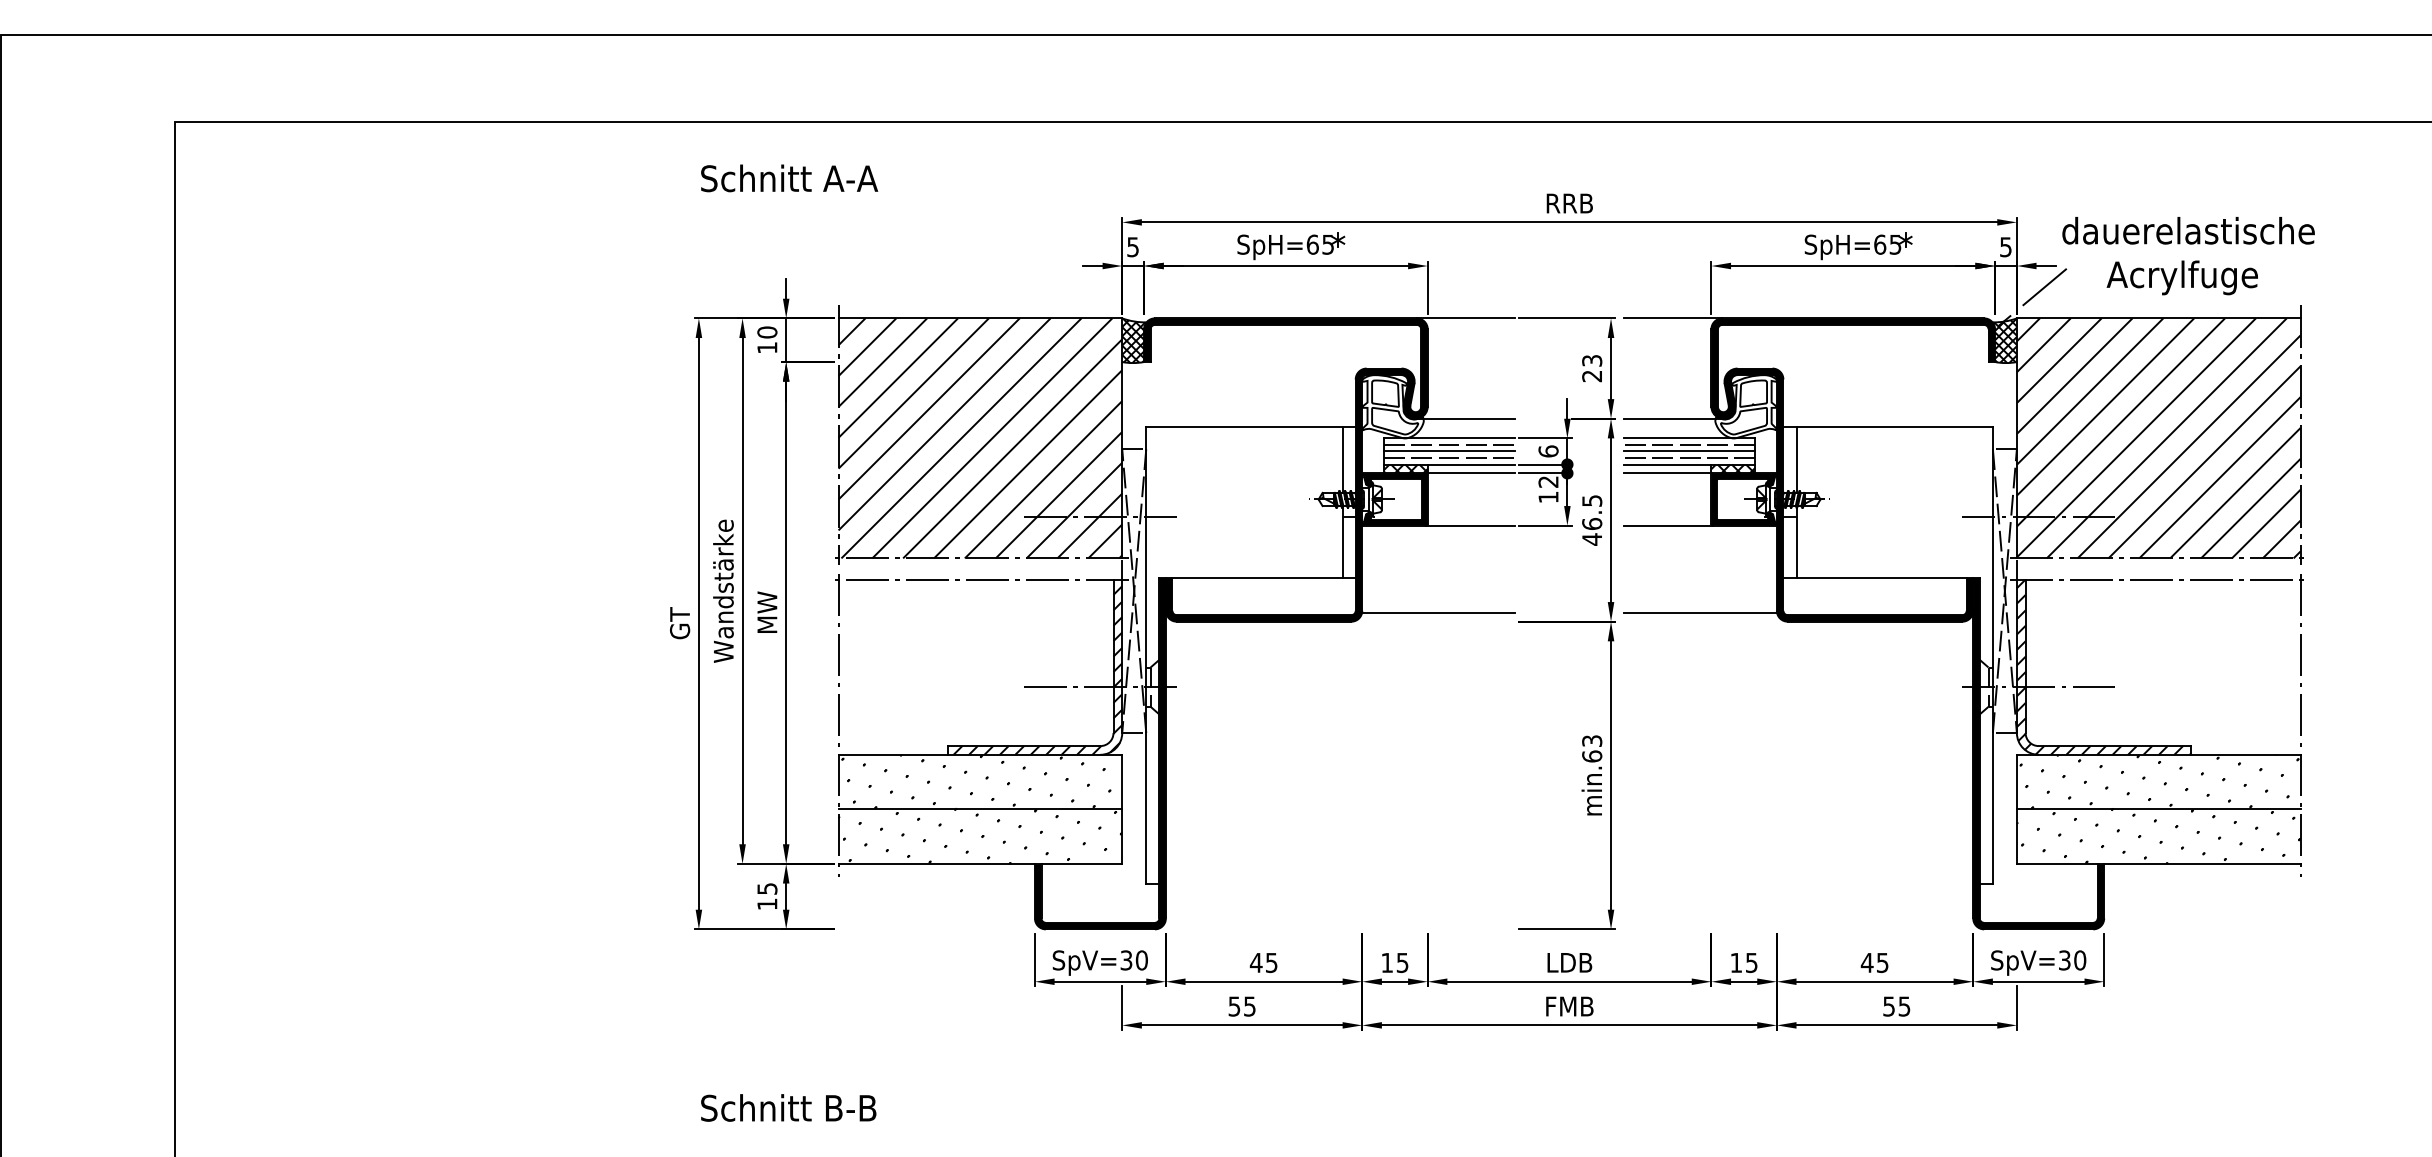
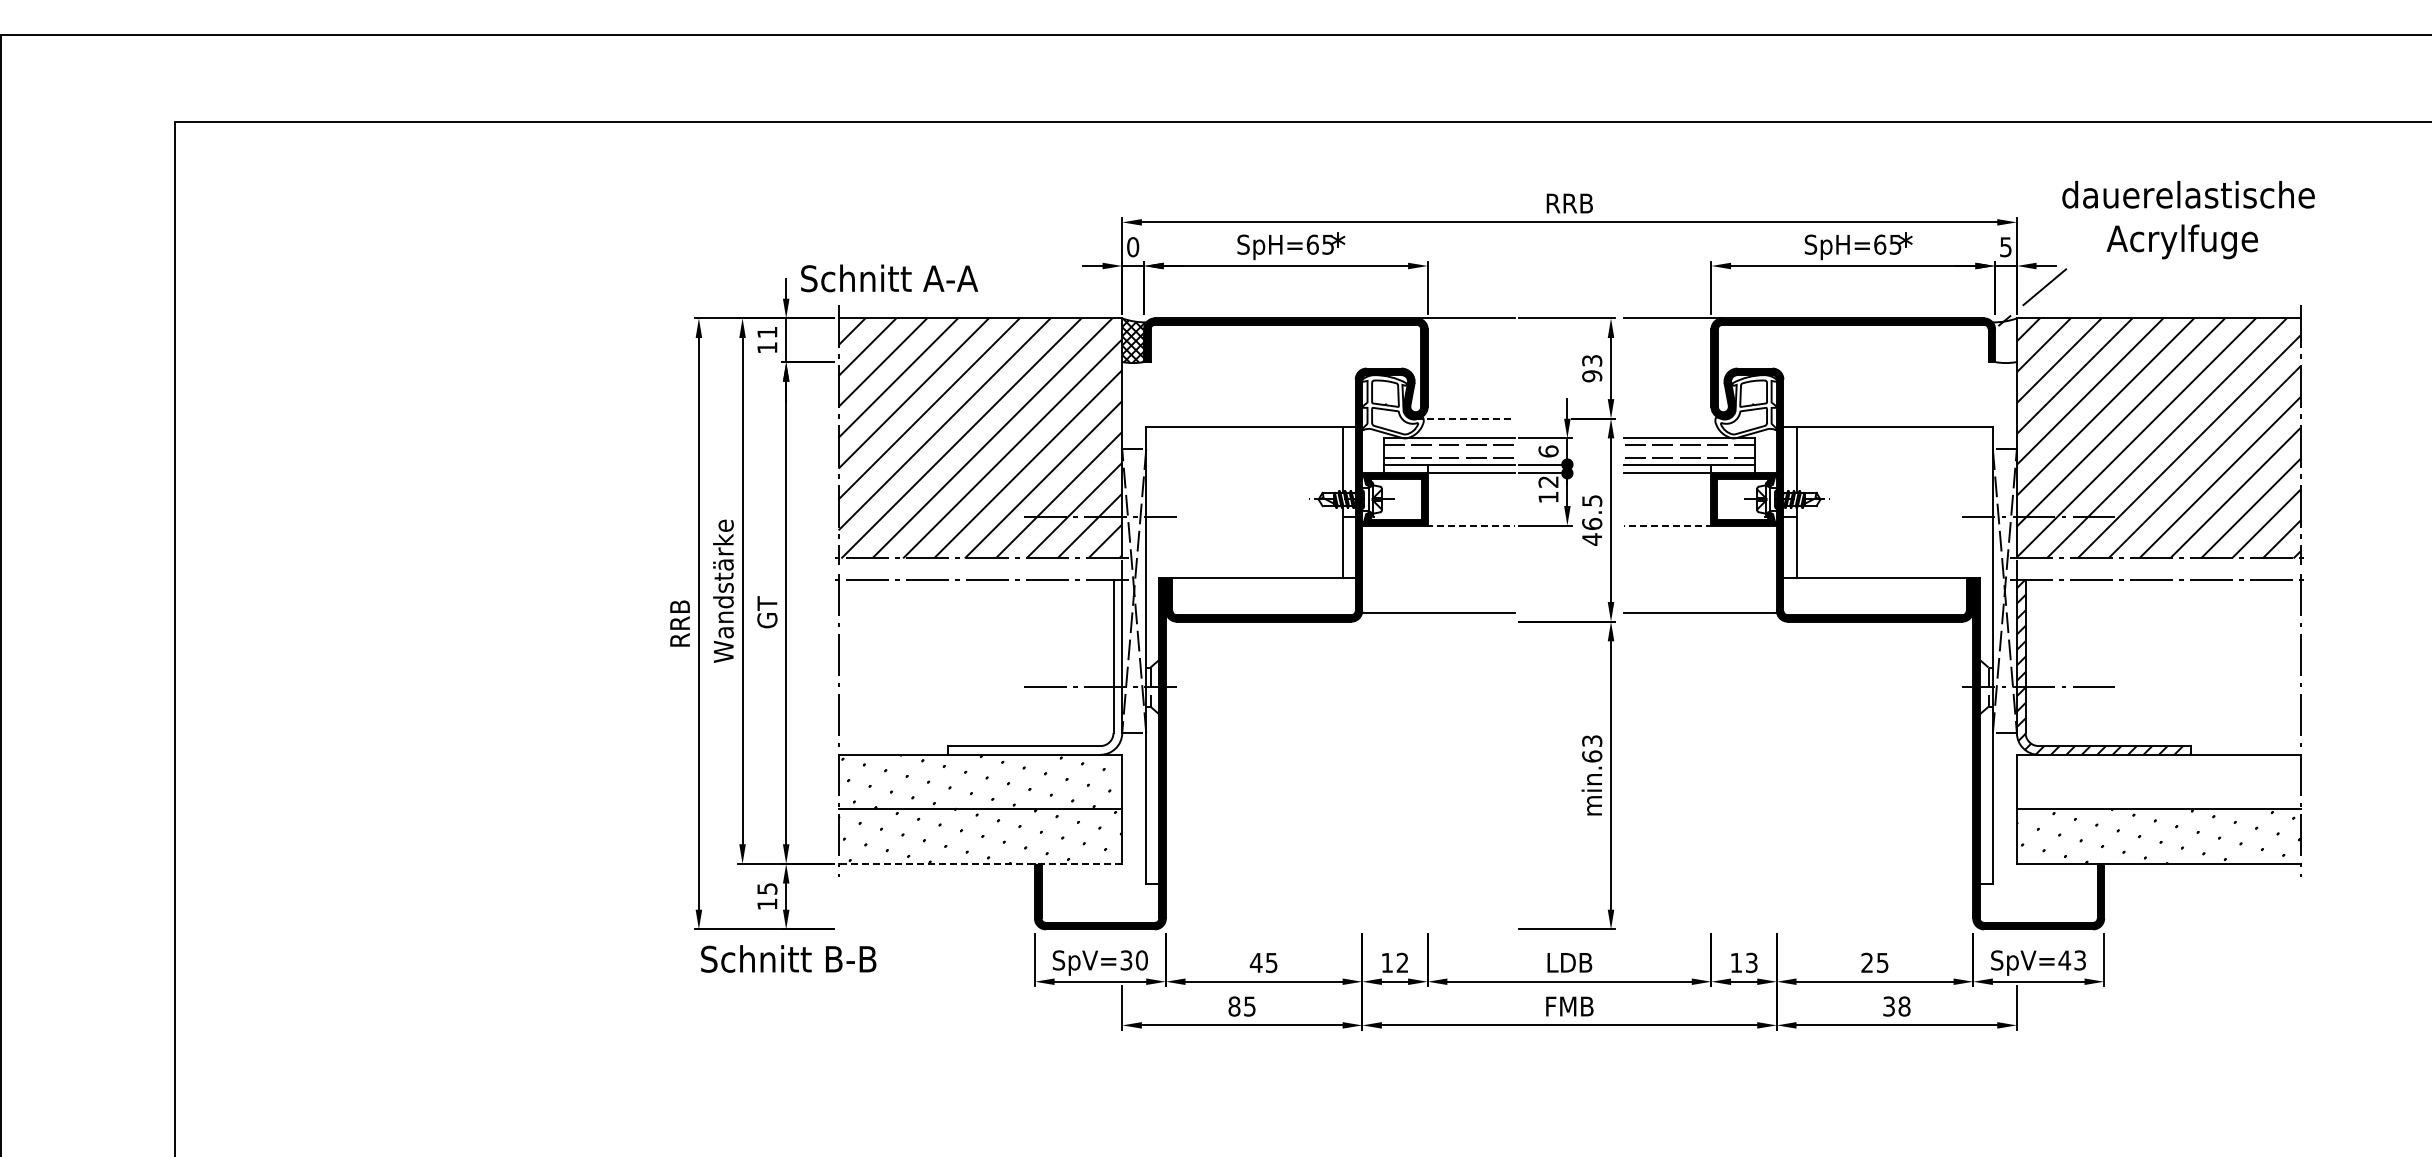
text position: (789, 178) -> (889, 278) (889, 278)
text: 5 -> 0 (1133, 247)
text position: (2188, 256) -> (2188, 220) (2188, 220)
text: 10 -> 11 (767, 332)
hatch: present -> none (2004, 340)
text: 23 -> 93 (1592, 376)
line: solid -> dashed (1465, 418)
line: present -> none (1673, 418)
line: present -> none (1449, 451)
line: present -> none (1689, 451)
hatch: present -> none (1405, 468)
hatch: present -> none (1733, 468)
line: solid -> dashed (1471, 525)
line: solid -> dashed (1667, 525)
text: MW -> GT (767, 611)
text: GT -> RRB (680, 623)
hatch: present -> none (1037, 670)
hatch: present -> none (2159, 781)
line: solid -> dashed (980, 863)
text: SpV=30 -> SpV=43 (2072, 960)
text: 15 -> 12 (1402, 962)
text: 15 -> 13 (1751, 962)
text: 45 -> 25 (1866, 962)
text: 55 -> 85 (1234, 1006)
text: 55 -> 38 (1896, 1006)
text position: (788, 1107) -> (788, 958) (788, 958)
